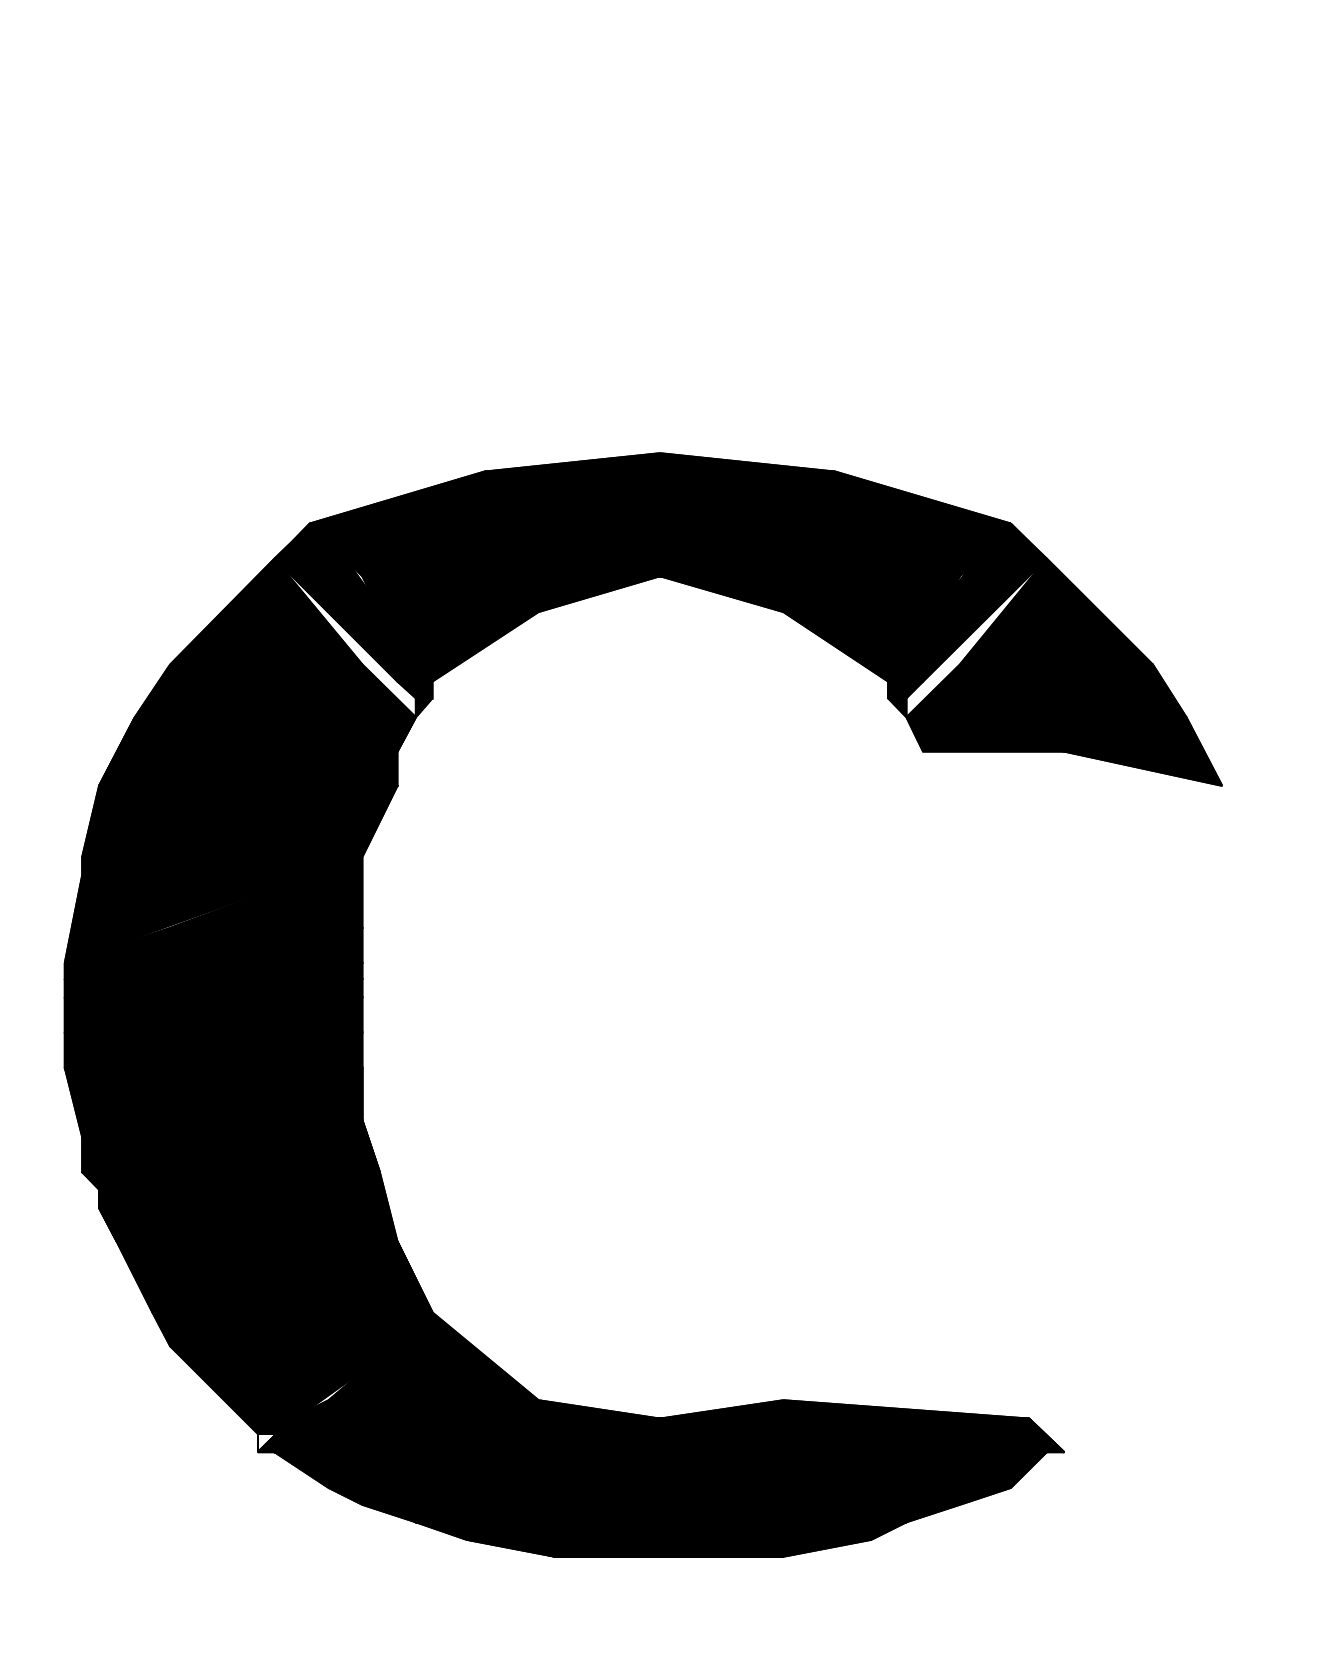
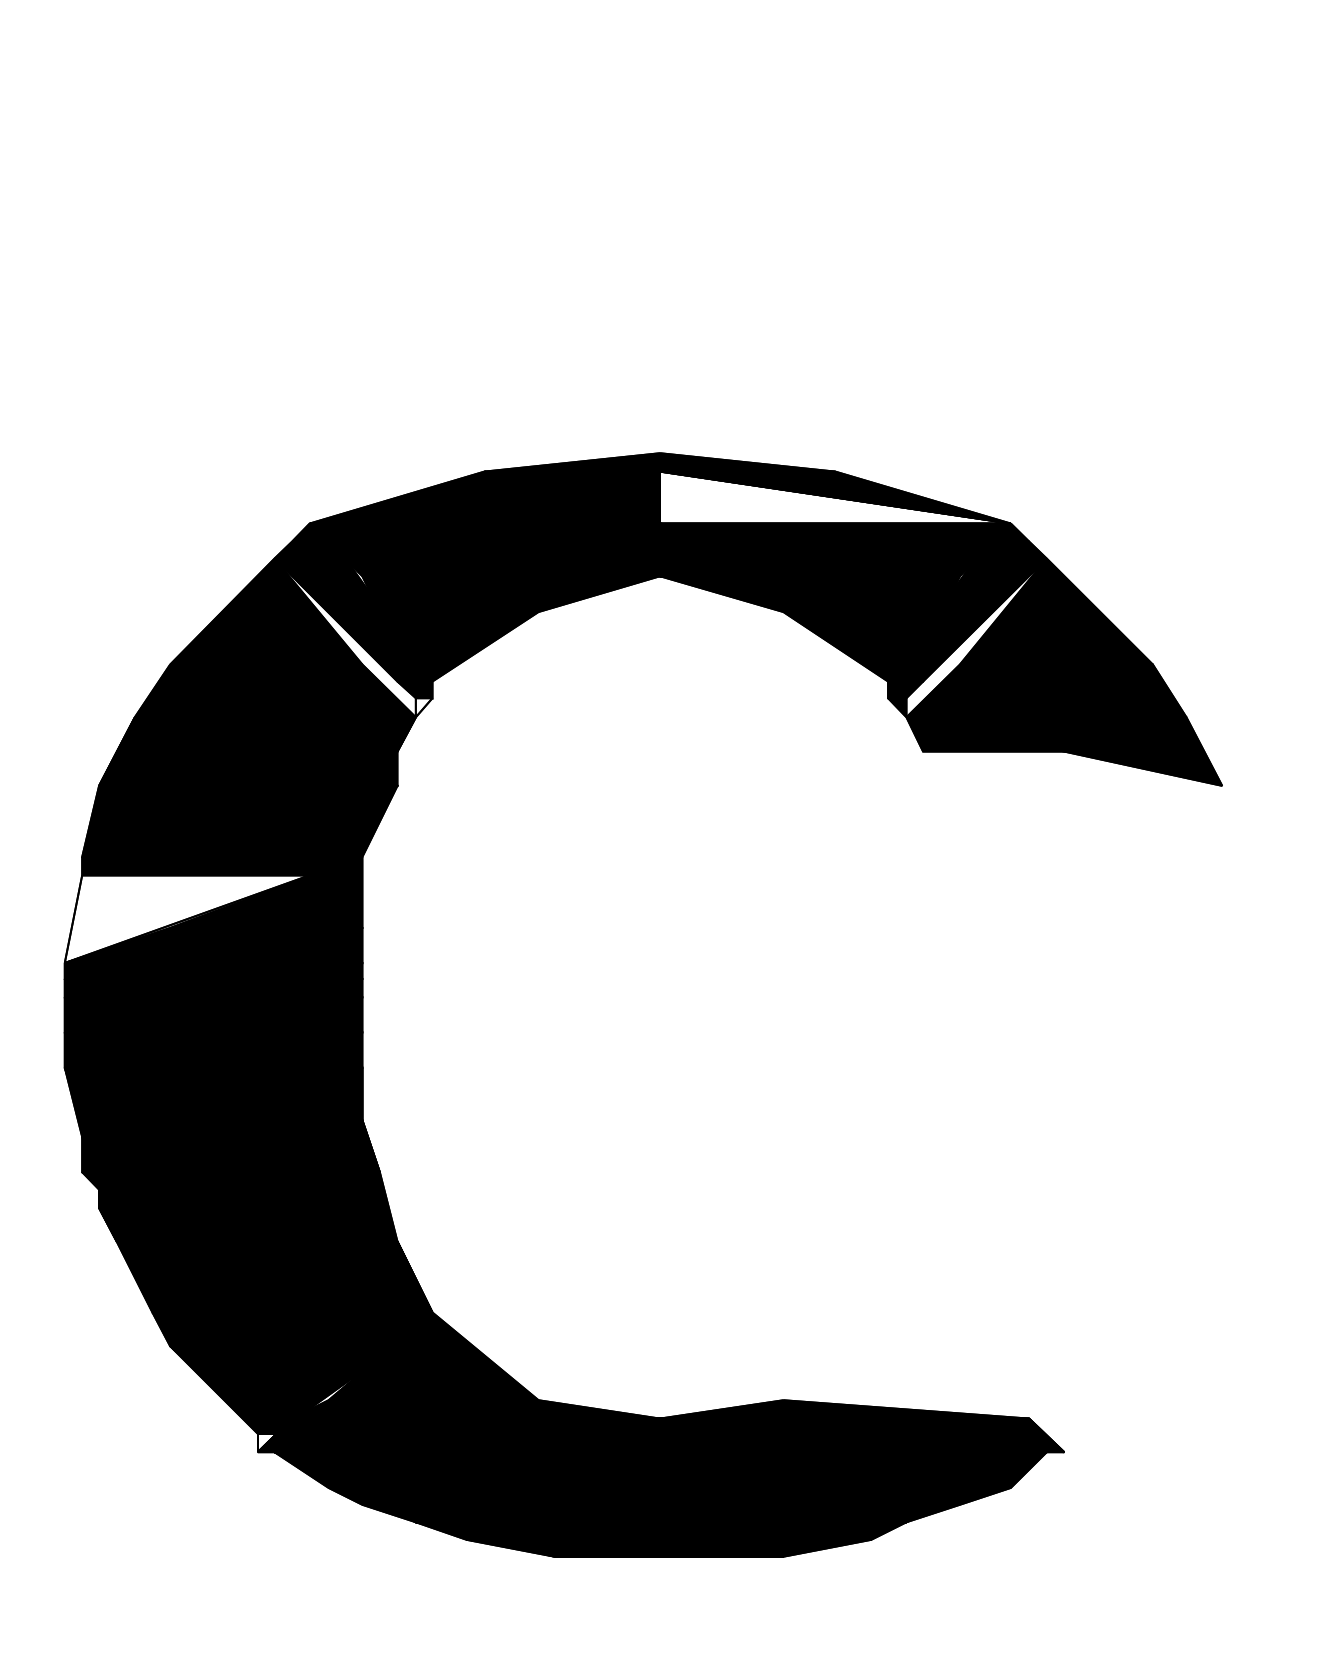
fill: present -> none (835, 497)
fill: present -> none (423, 707)
fill: present -> none (186, 919)
